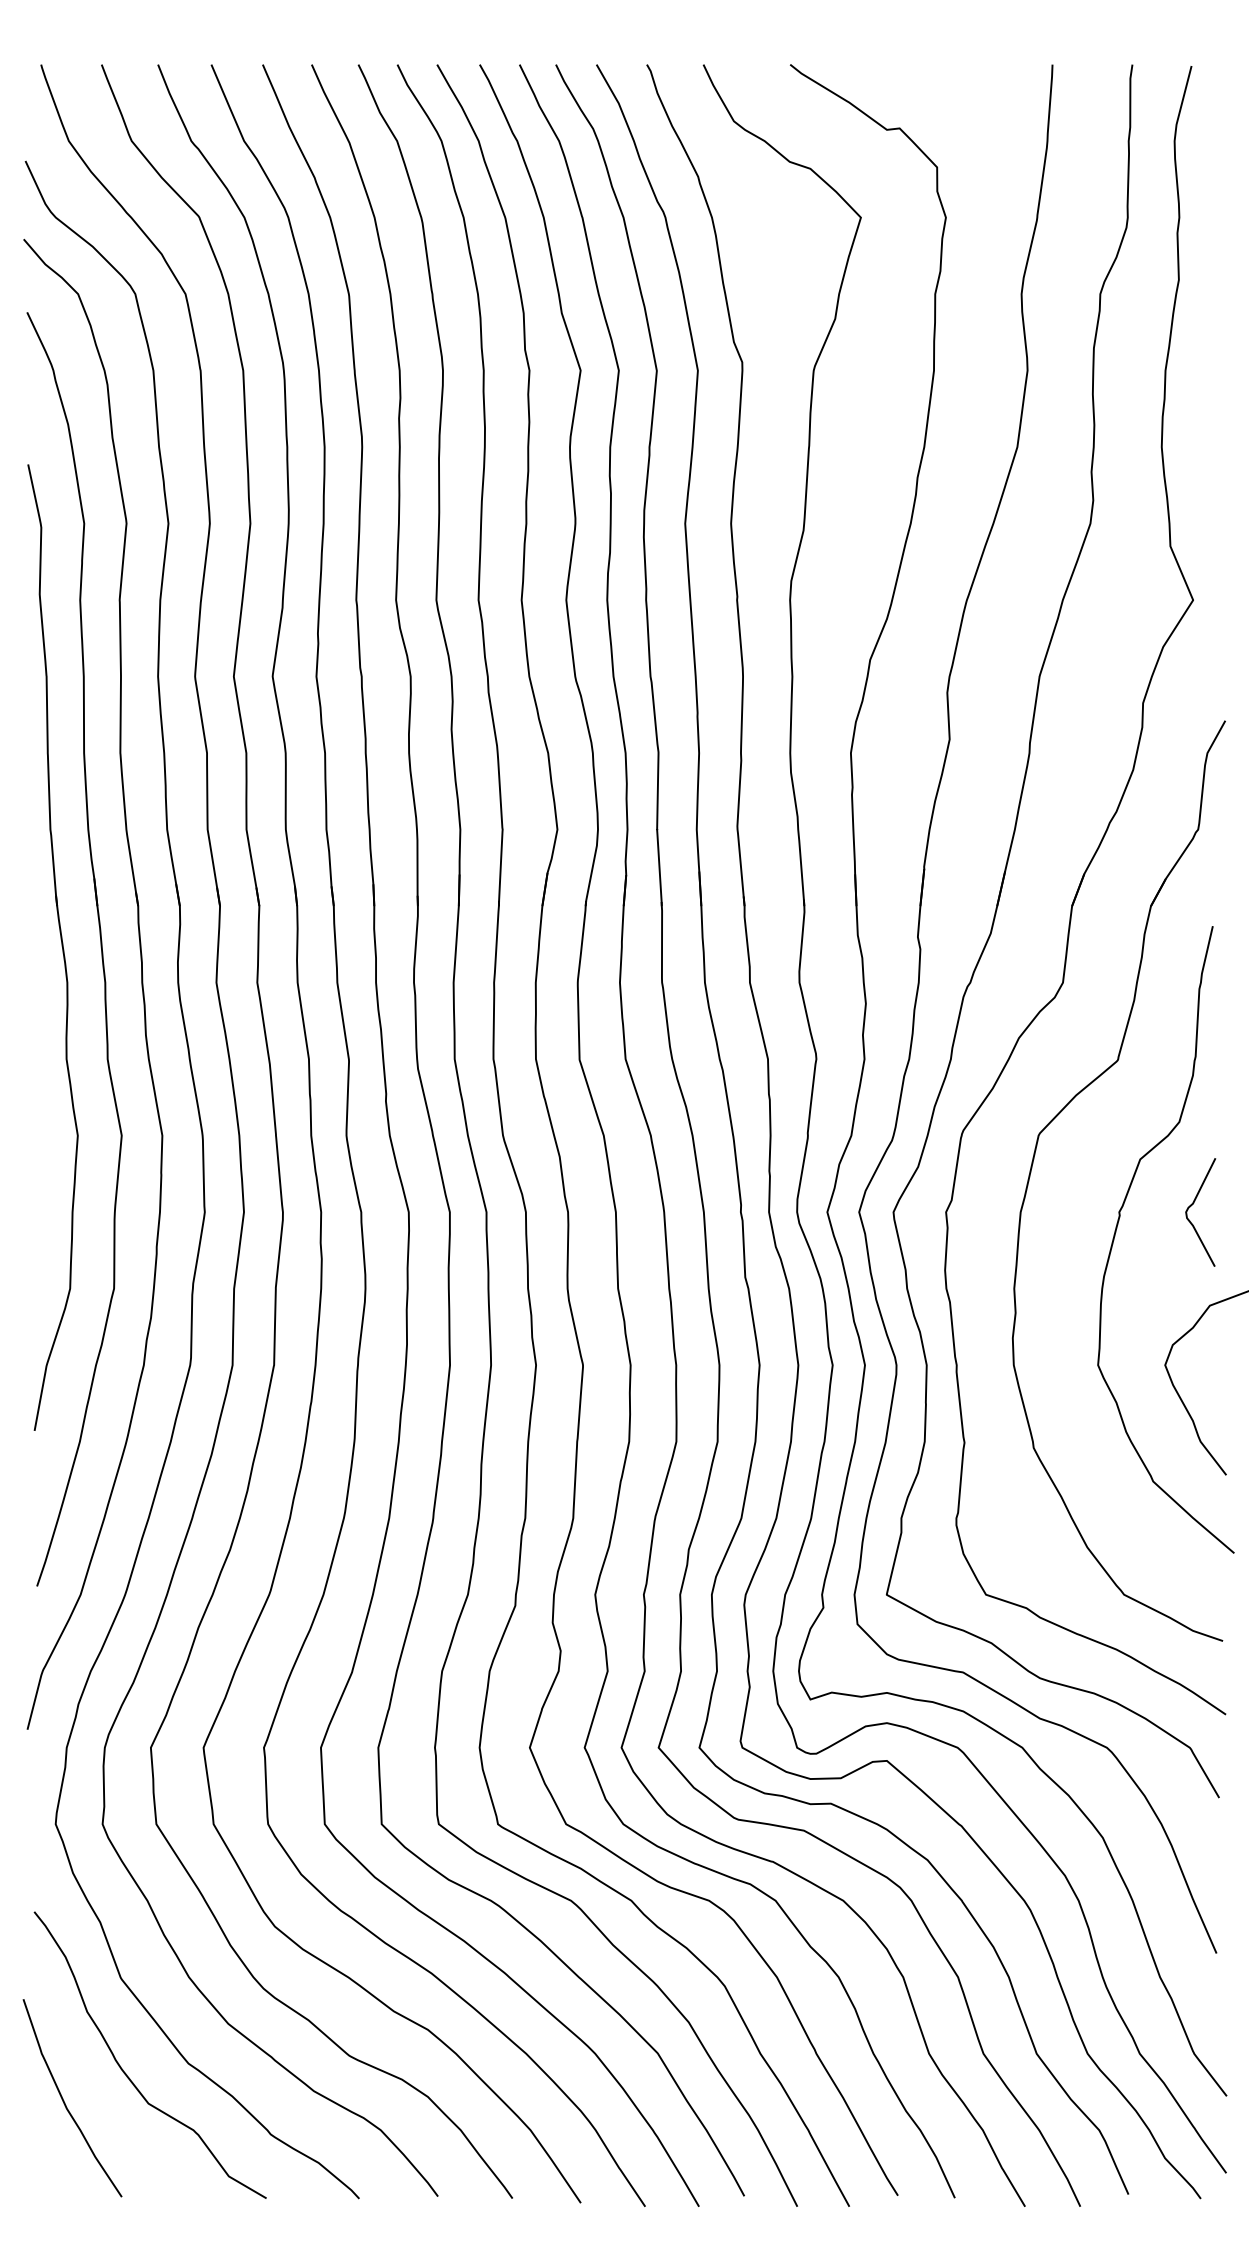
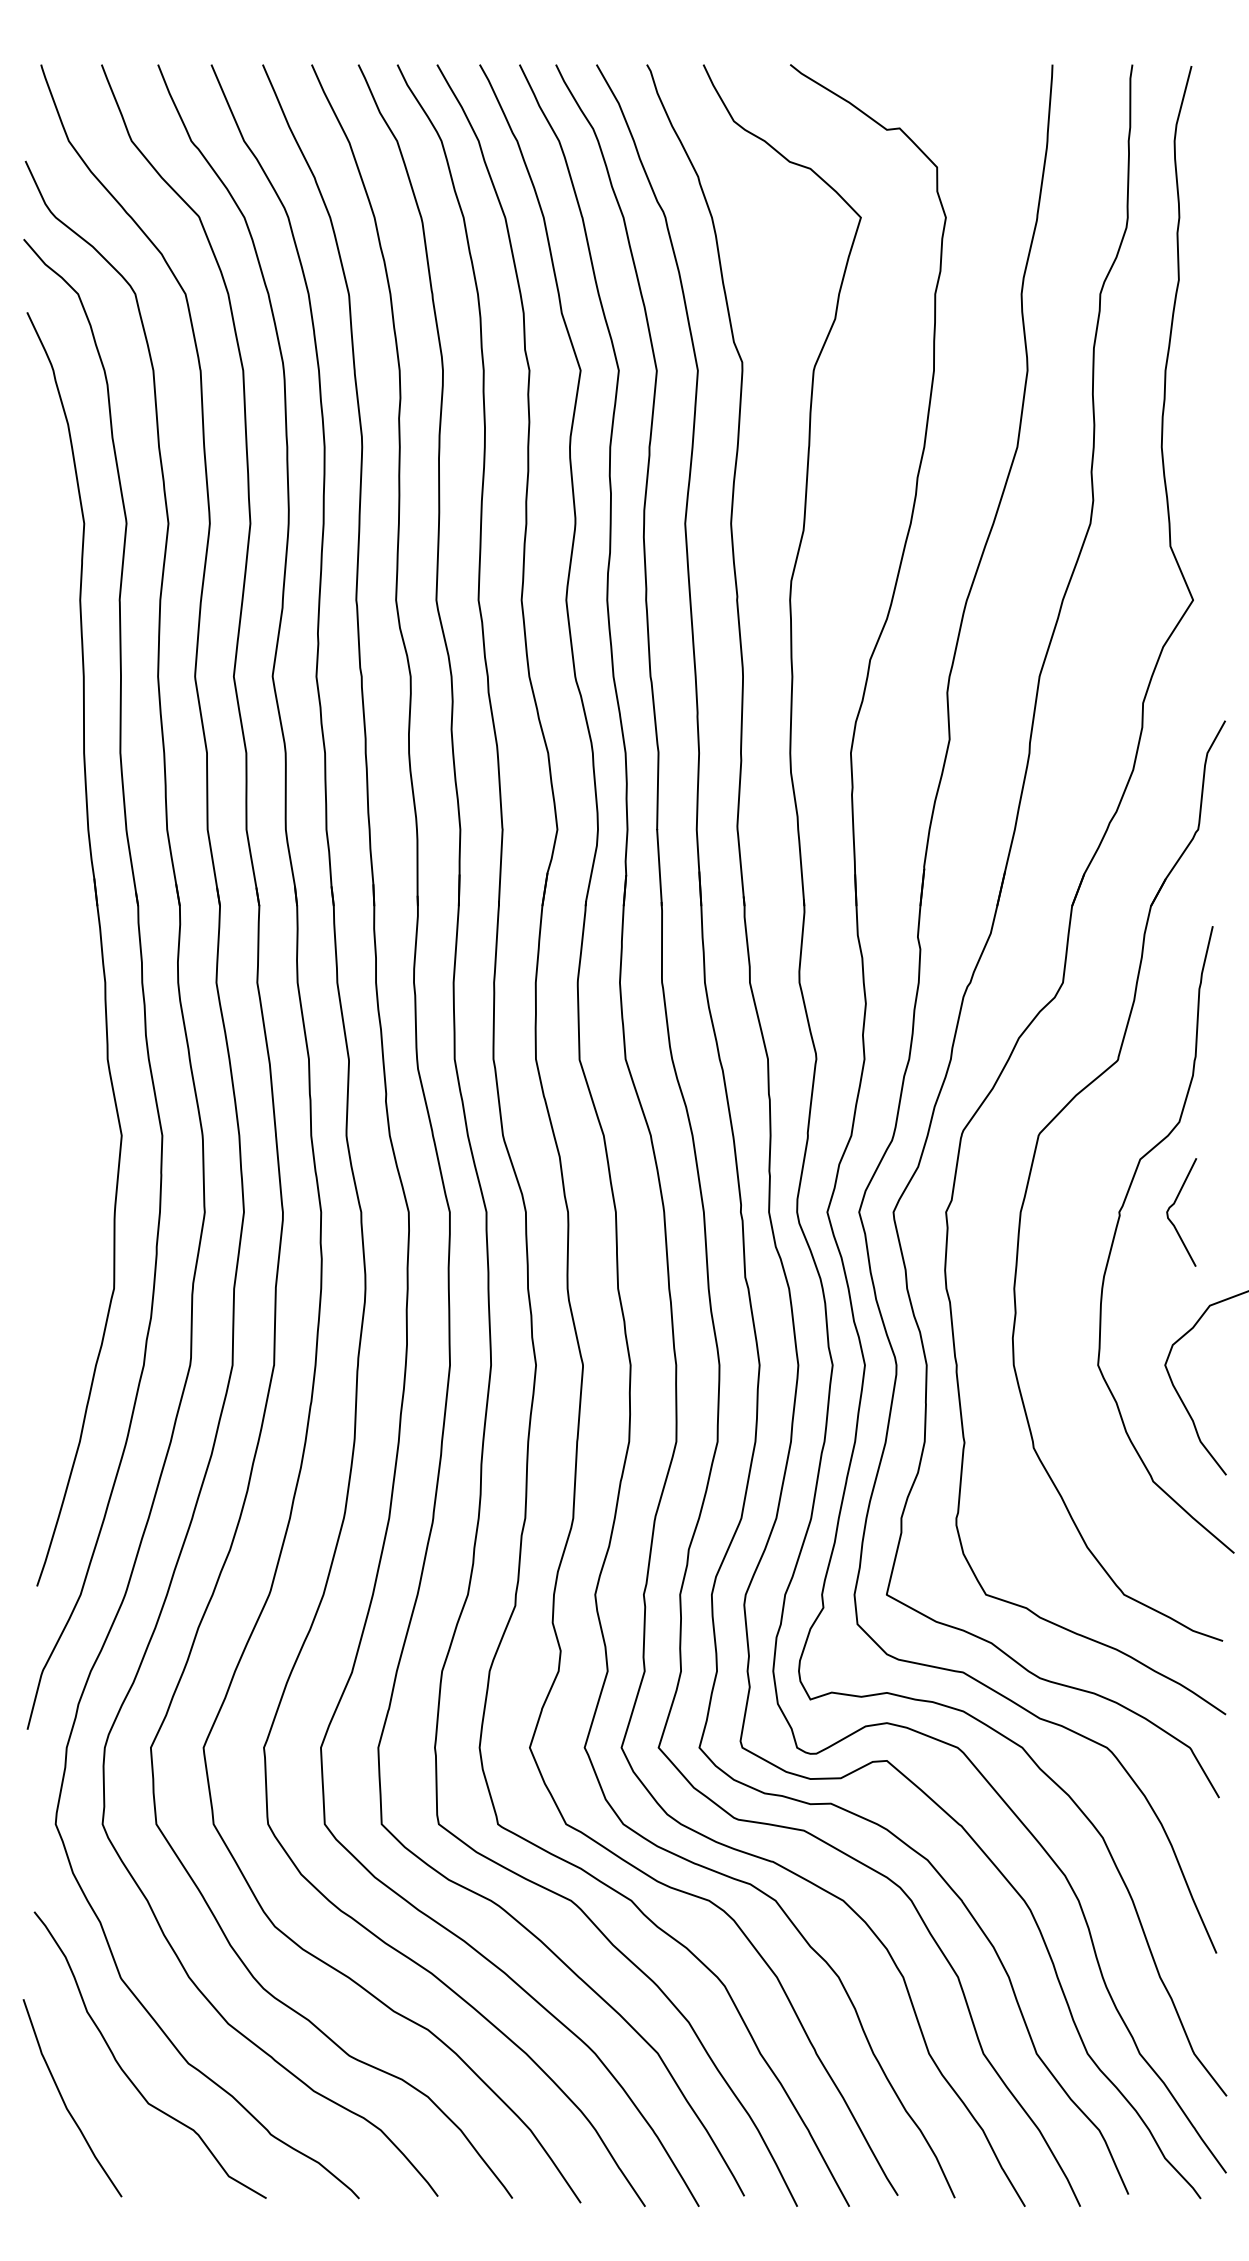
part: present -> none (61, 946)
curve position: (1193, 1204) -> (1174, 1204) (1174, 1204)
